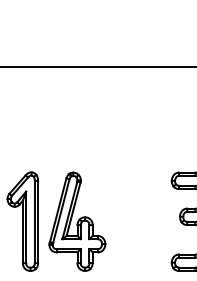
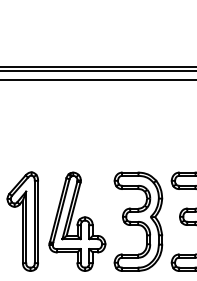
line: none -> present (97, 70)
line: none -> present (97, 79)
part: none -> present (138, 221)
